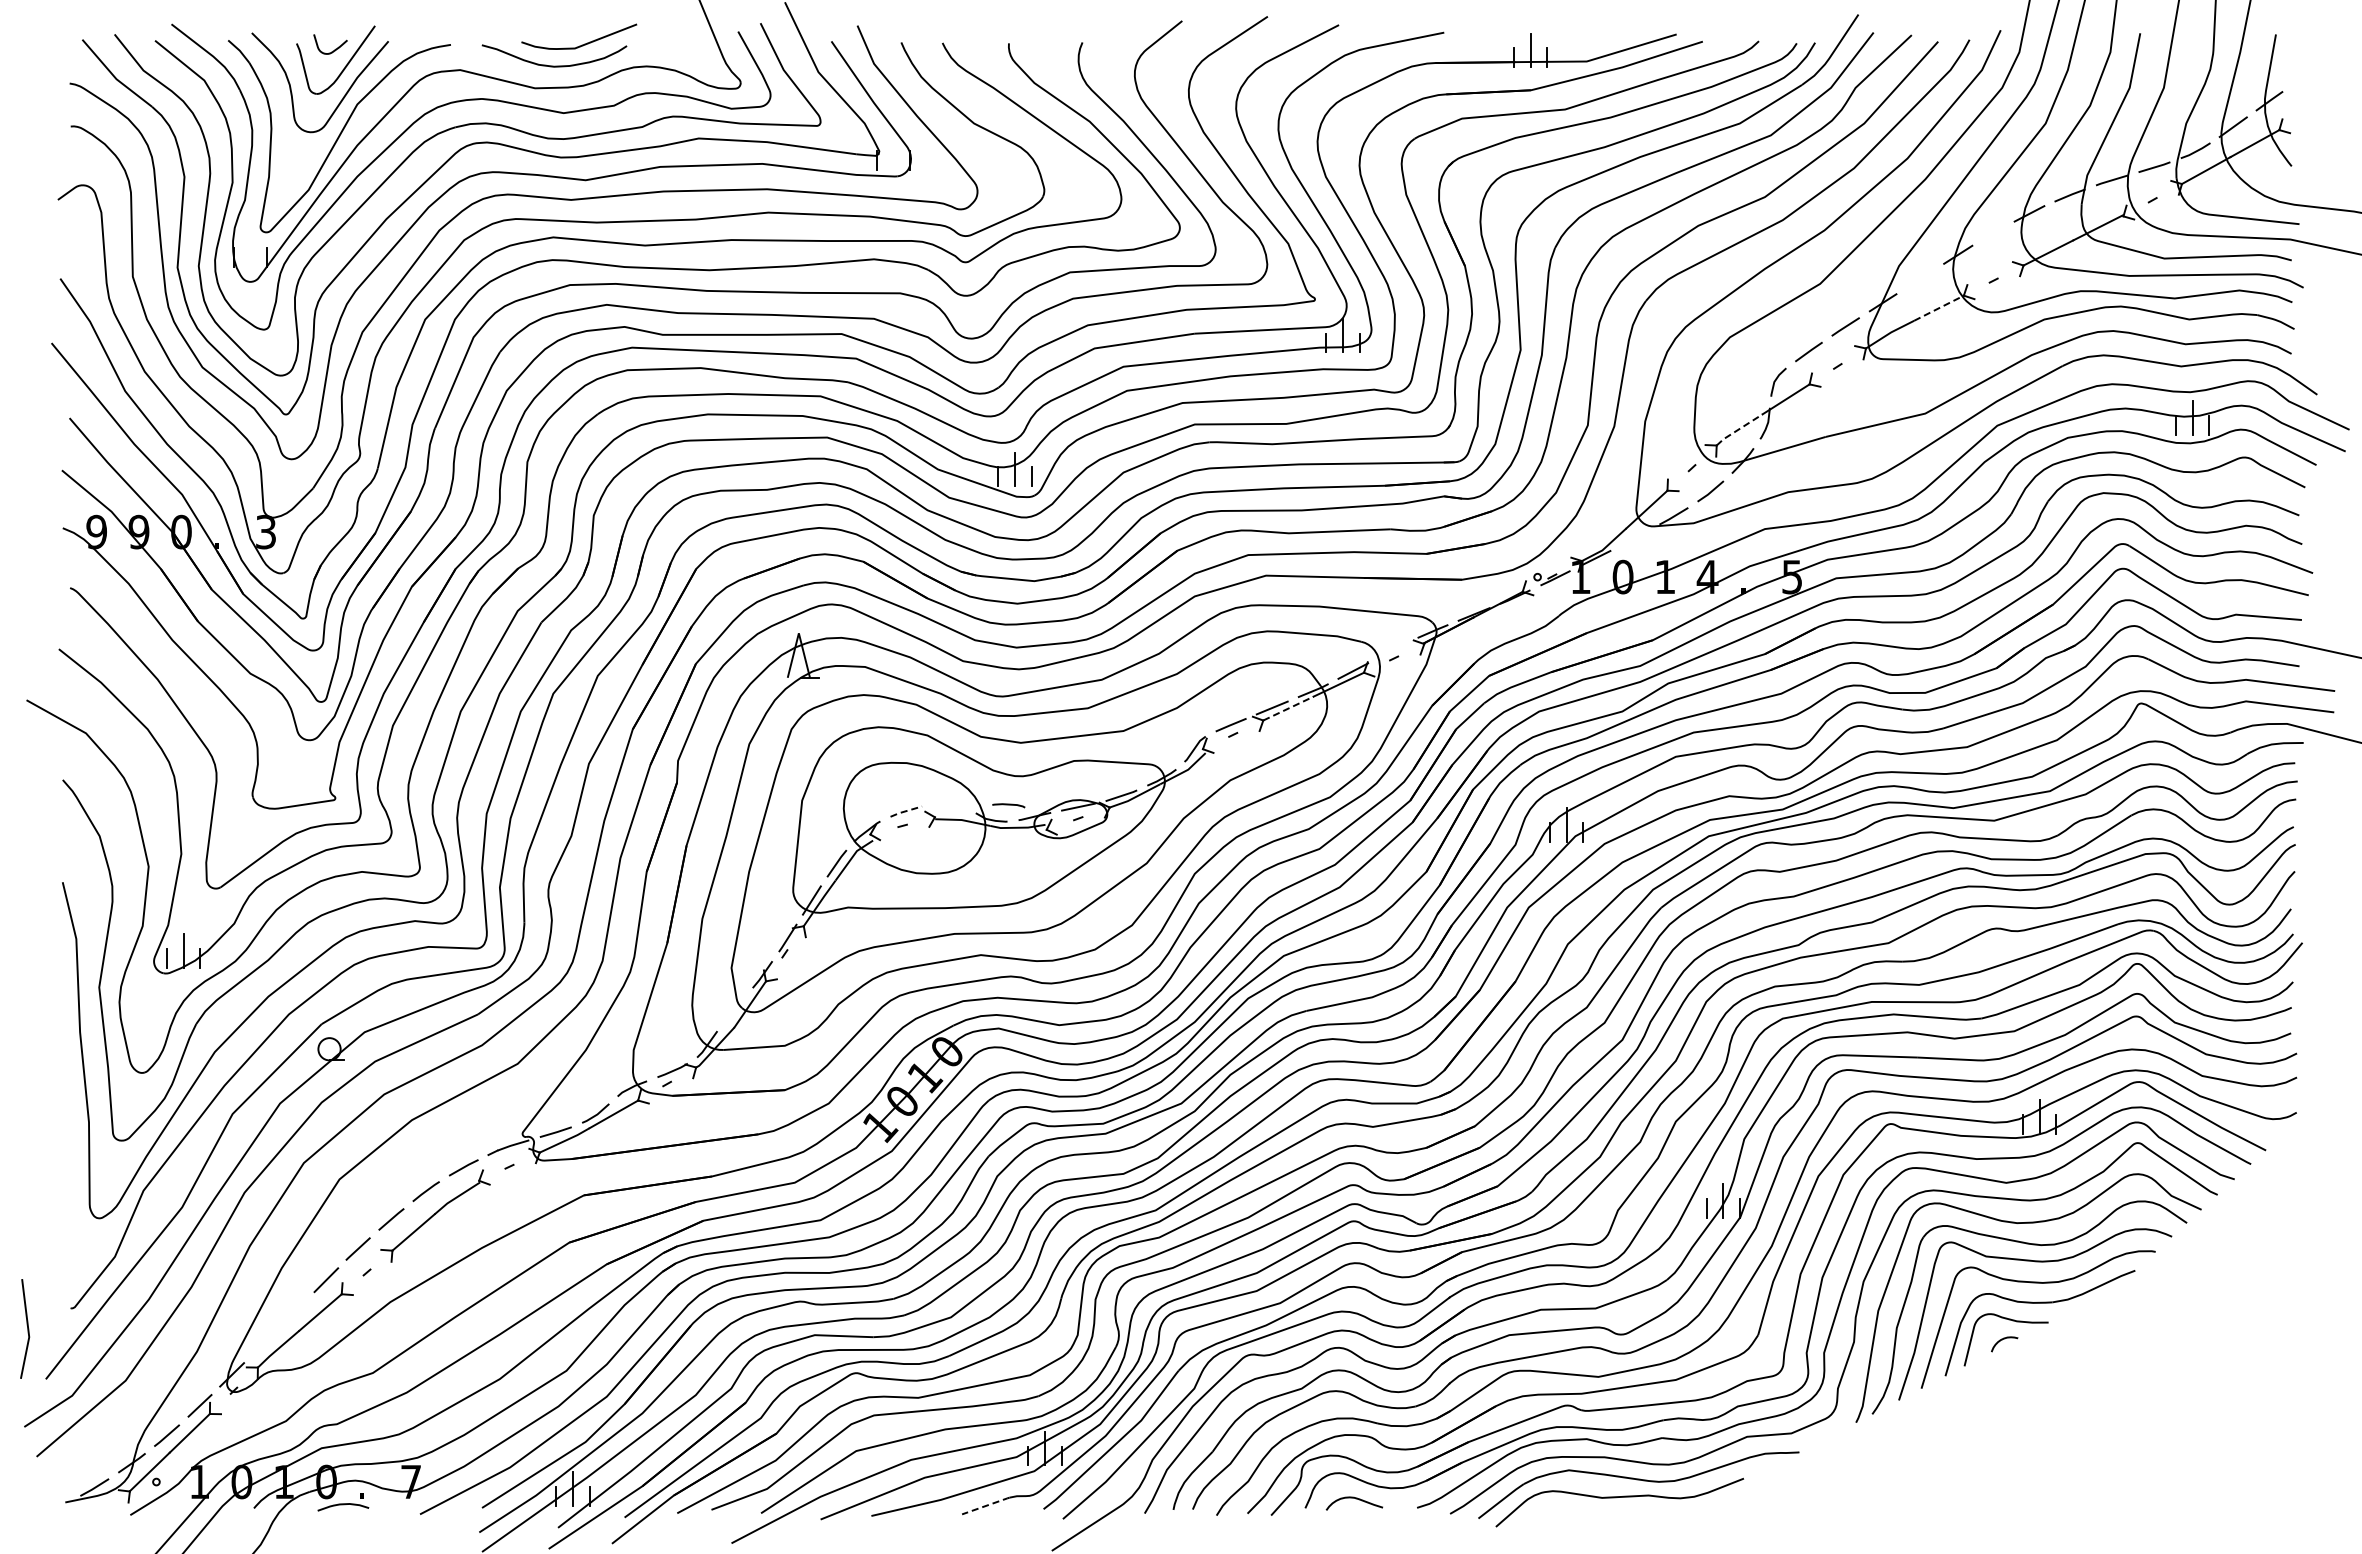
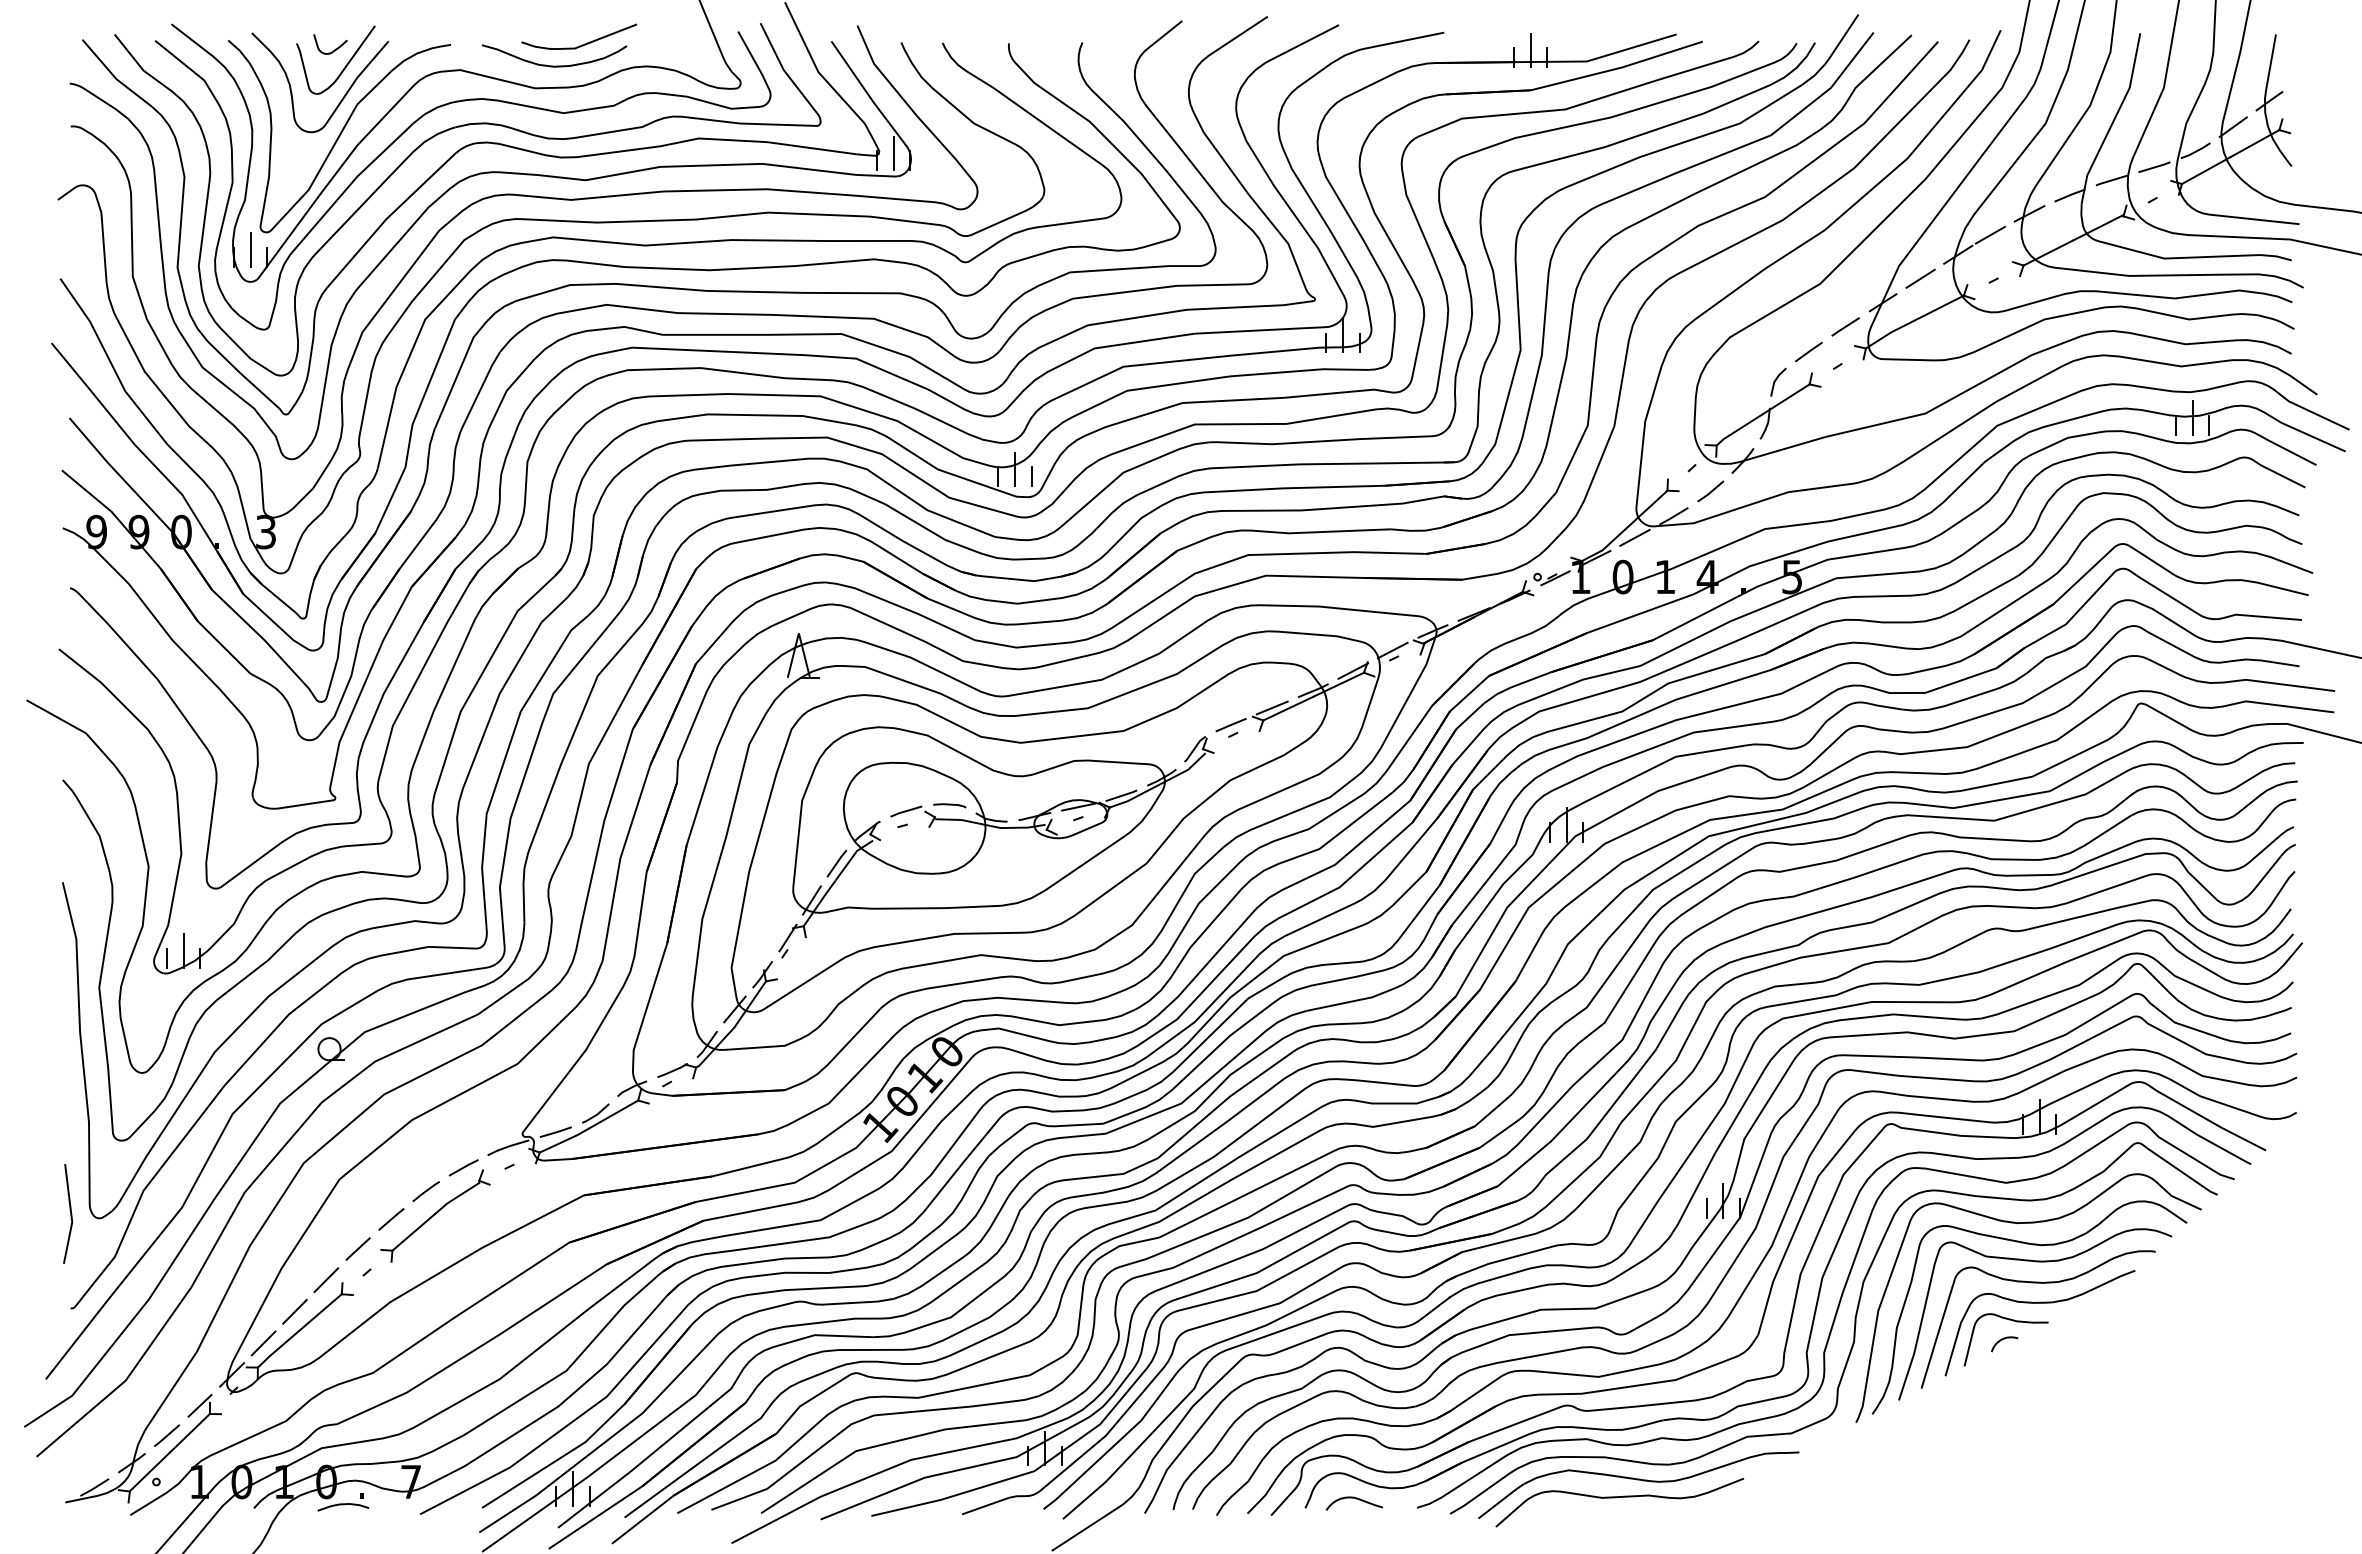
line: none -> present (893, 153)
line: none -> present (1989, 234)
line: none -> present (250, 249)
line: none -> present (1920, 278)
line: dashed -> solid (1939, 308)
line: dashed -> solid (1738, 429)
line: none -> present (1634, 537)
line: none -> present (1392, 650)
line: dashed -> solid (1288, 708)
curve position: (1008, 805) -> (949, 805) (949, 805)
line: dashed -> solid (906, 811)
line: none -> present (734, 1009)
line: none -> present (294, 1311)
line position: (27, 1328) -> (70, 1213) (70, 1213)
line: none -> present (263, 1343)
line: dashed -> solid (986, 1505)
